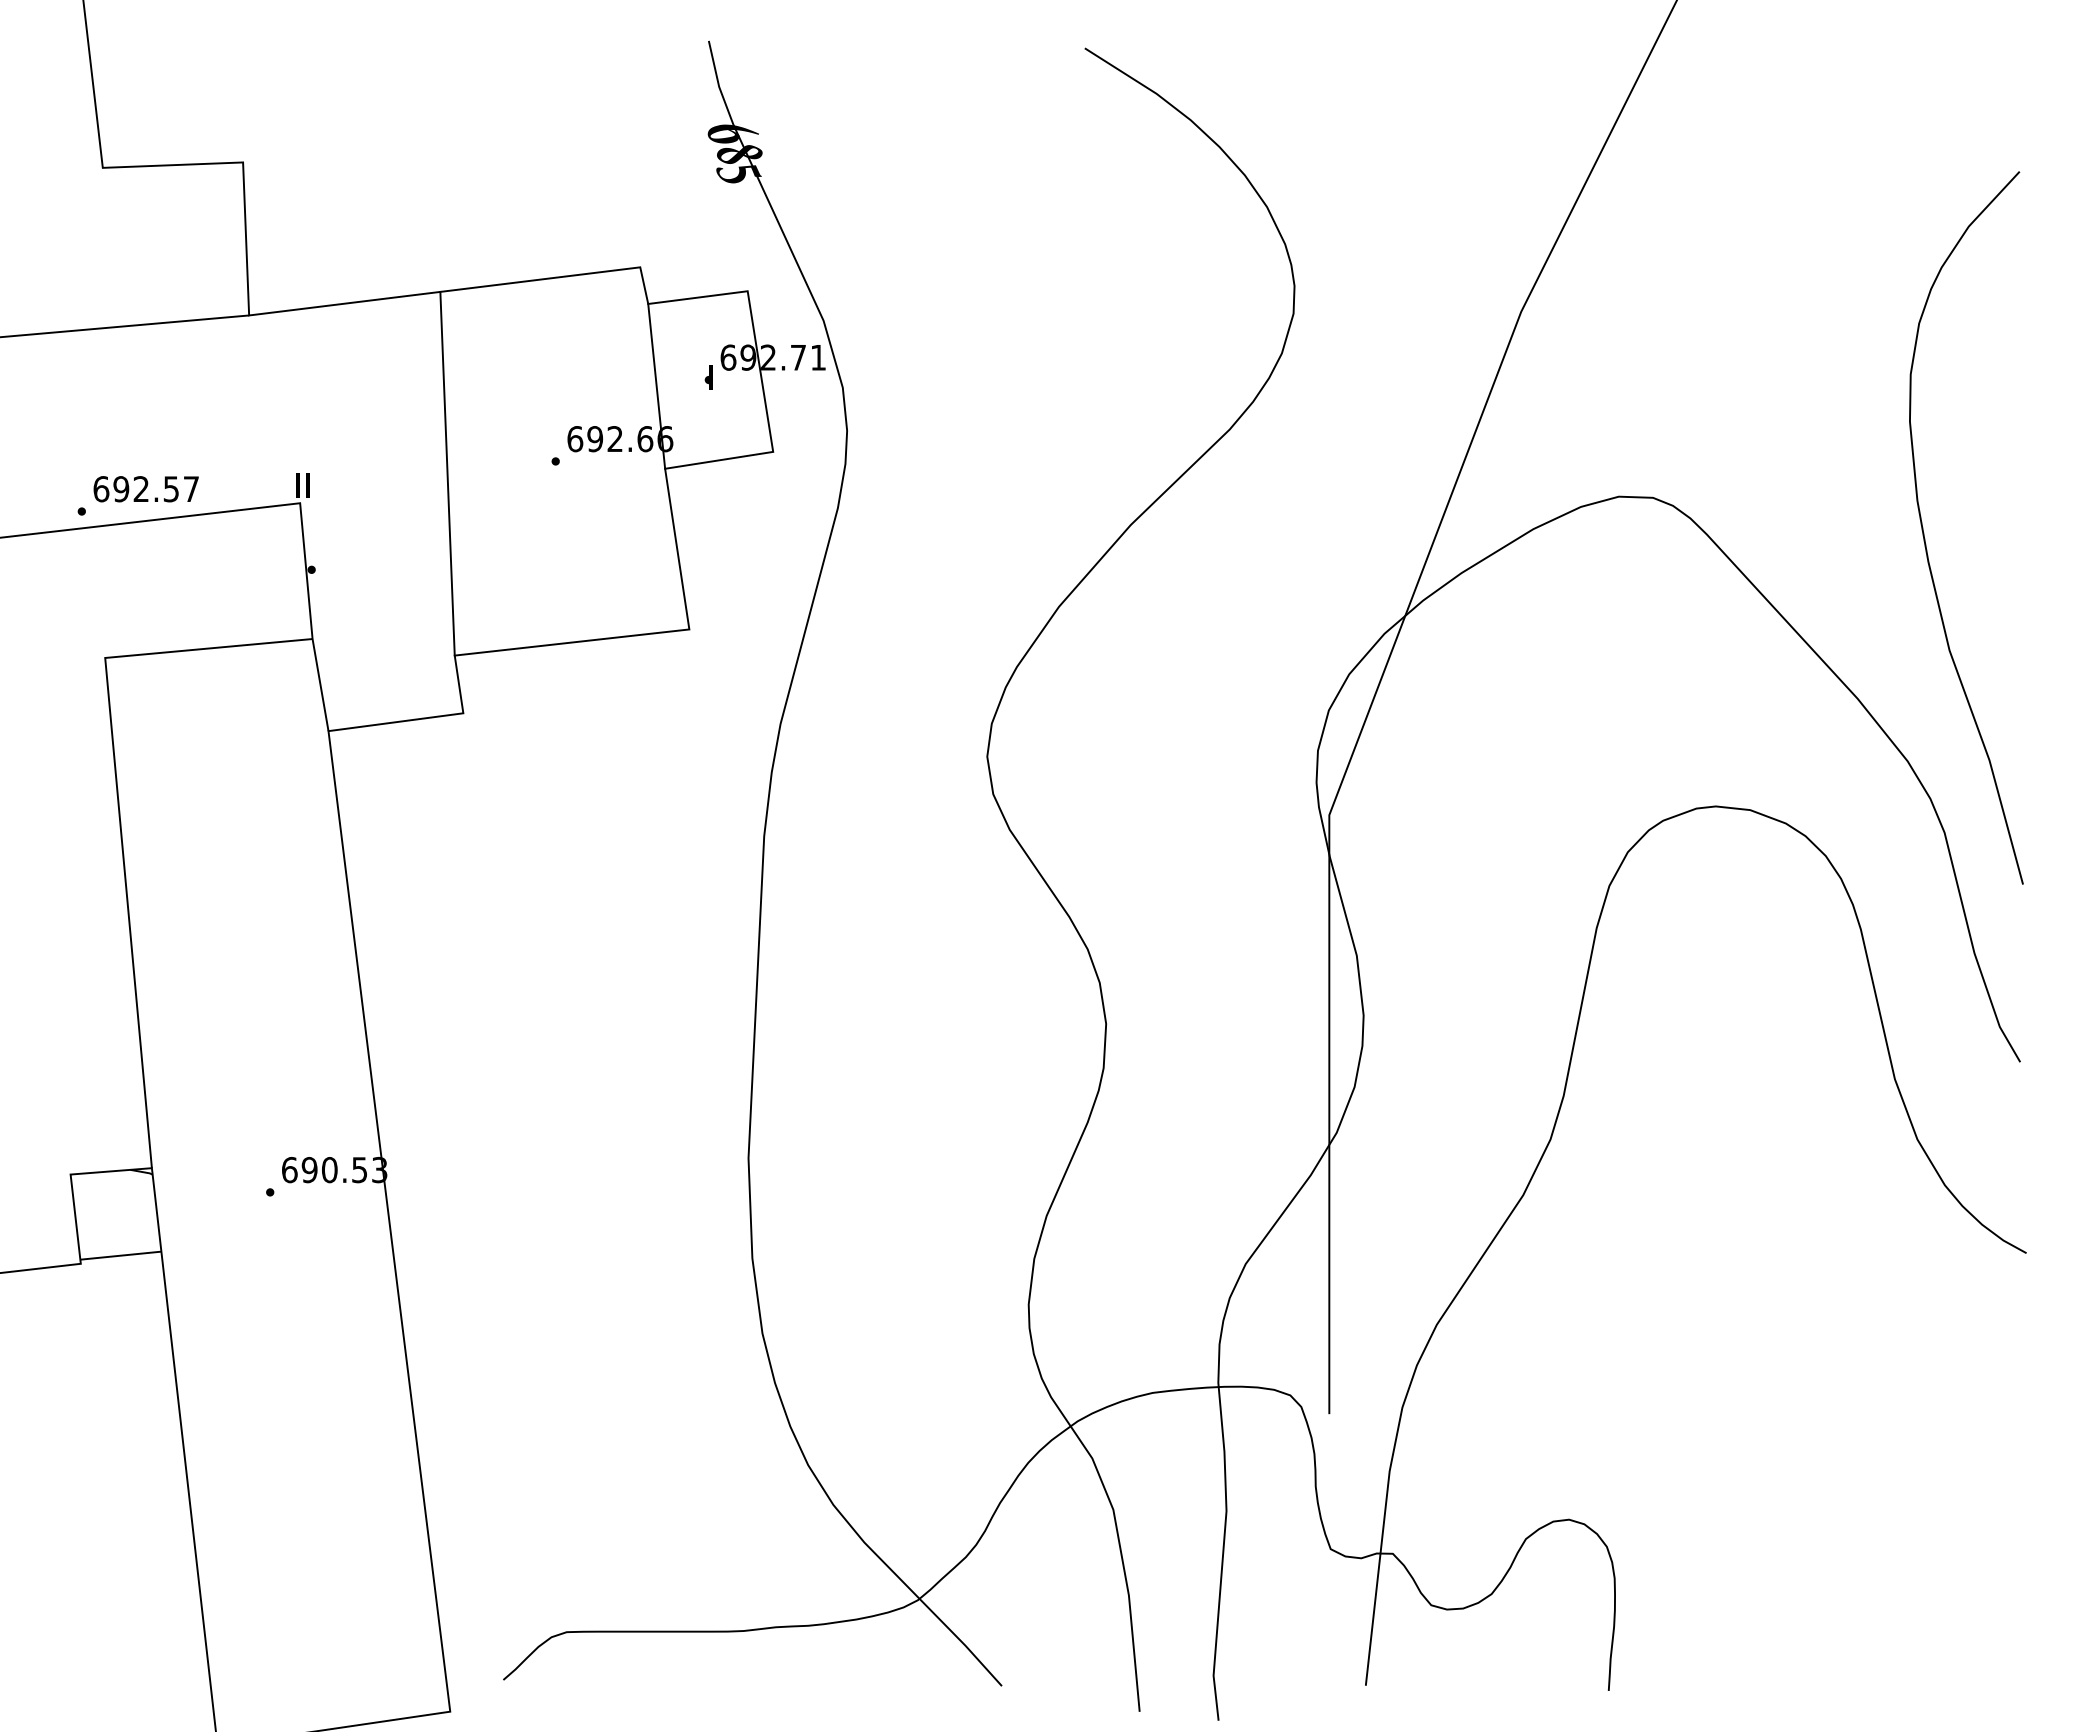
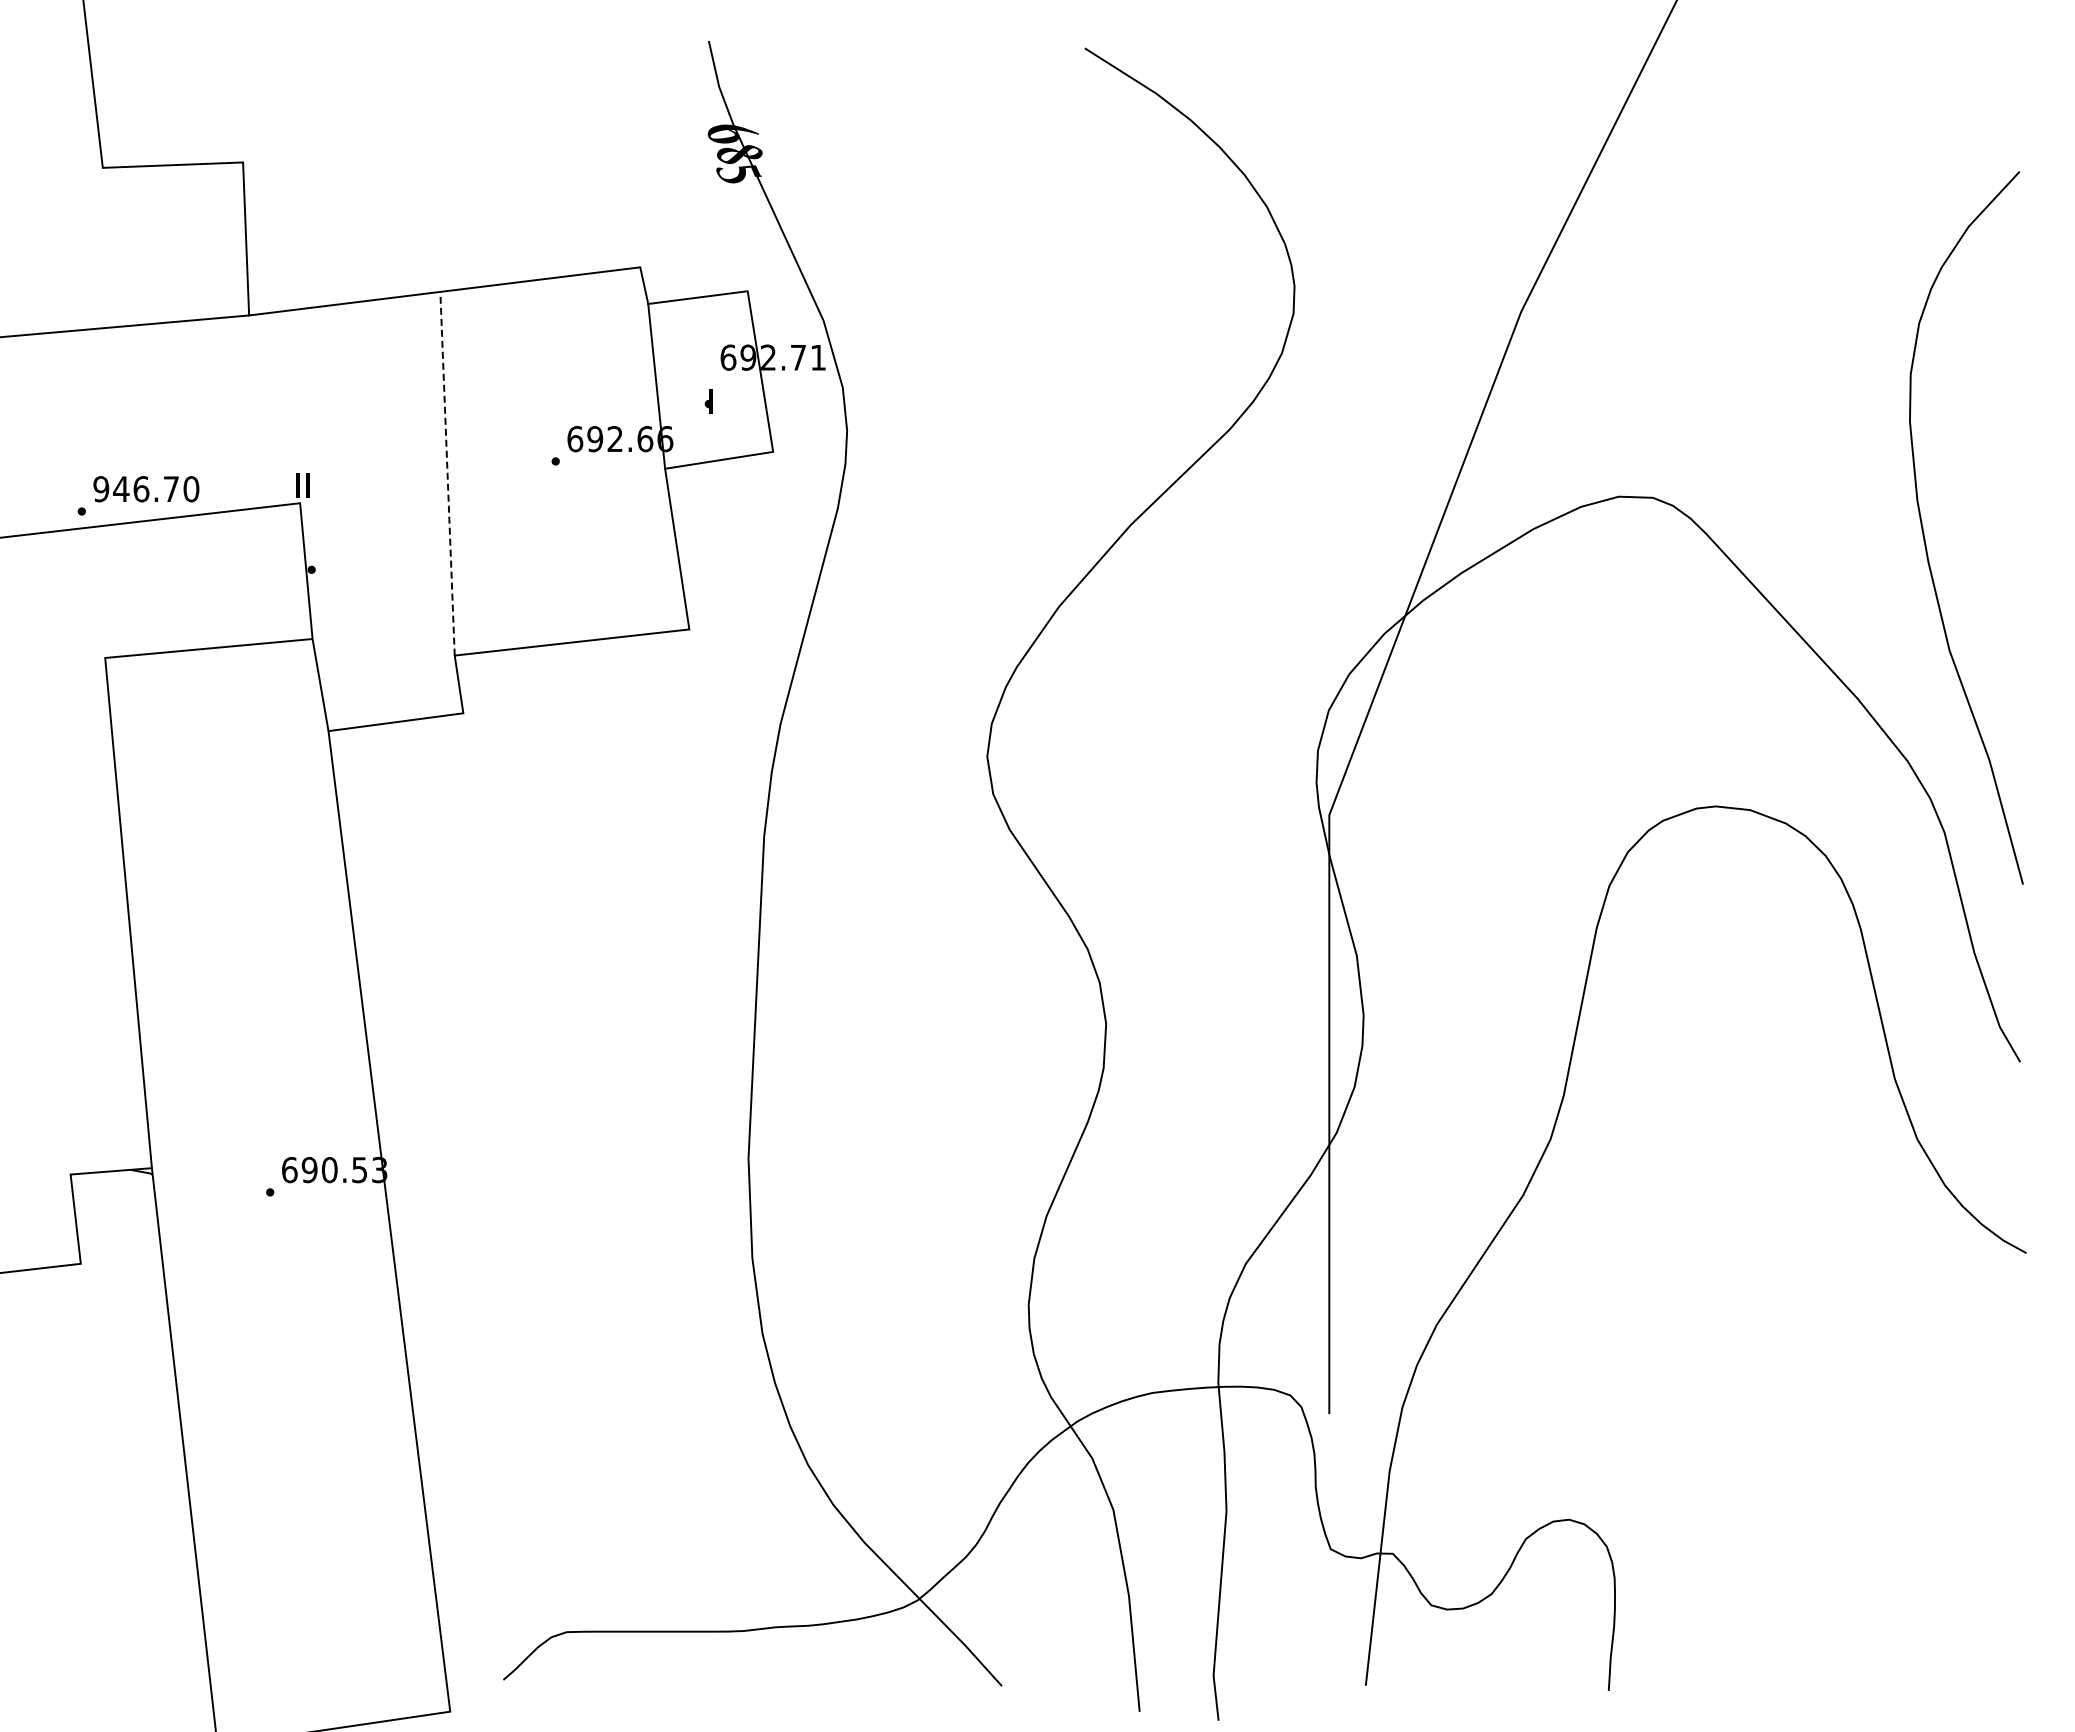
part position: (708, 377) -> (708, 401) (708, 401)
line: solid -> dashed (447, 473)
text: 692.57 -> 946.70 (146, 489)
line: present -> none (120, 1255)
